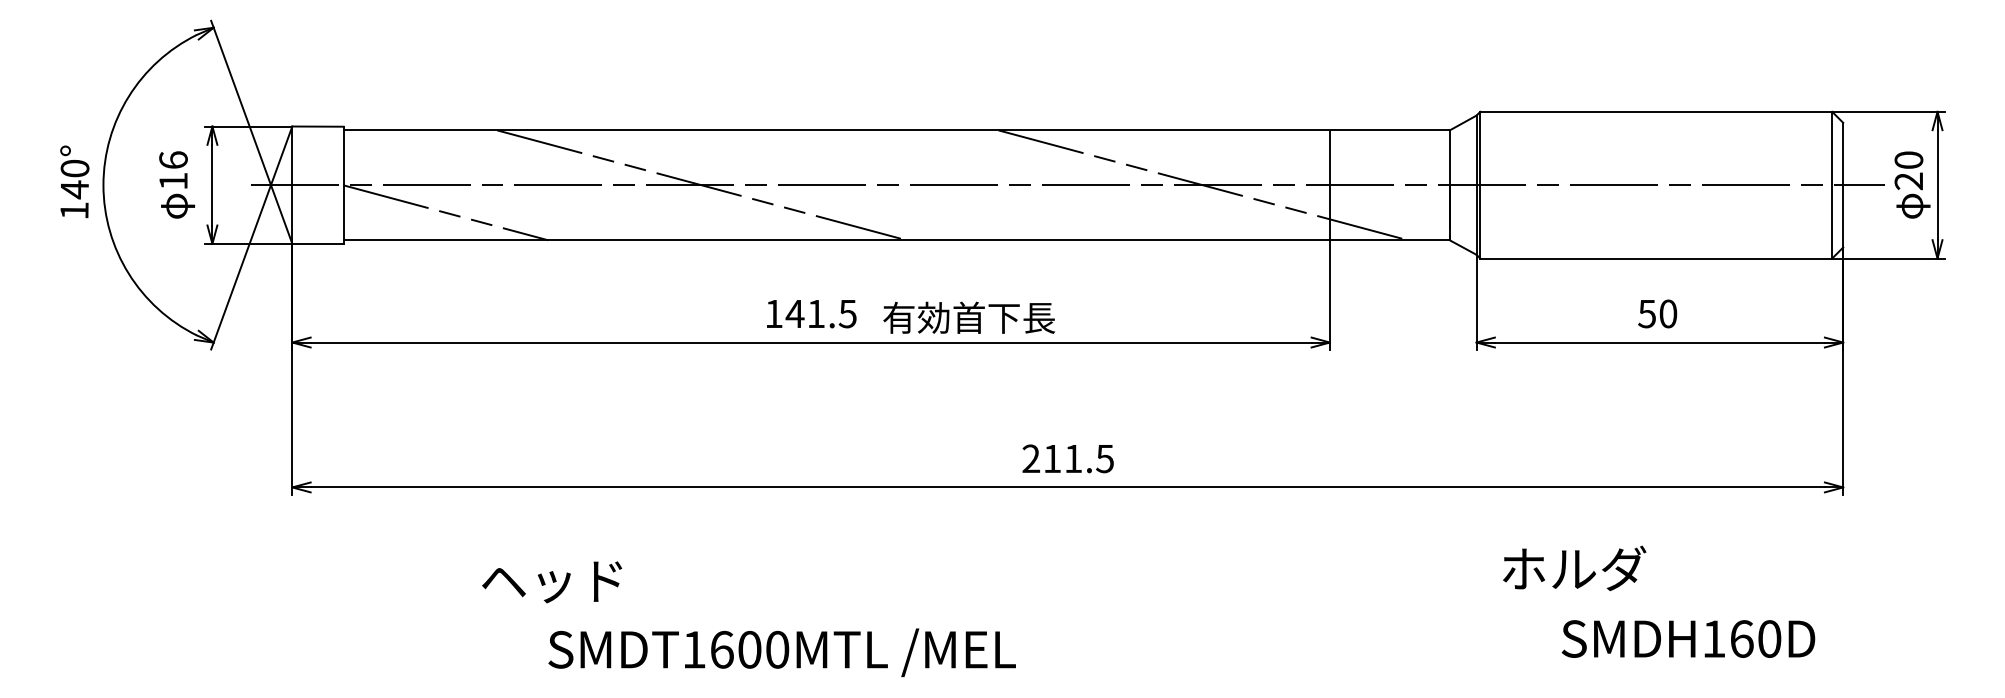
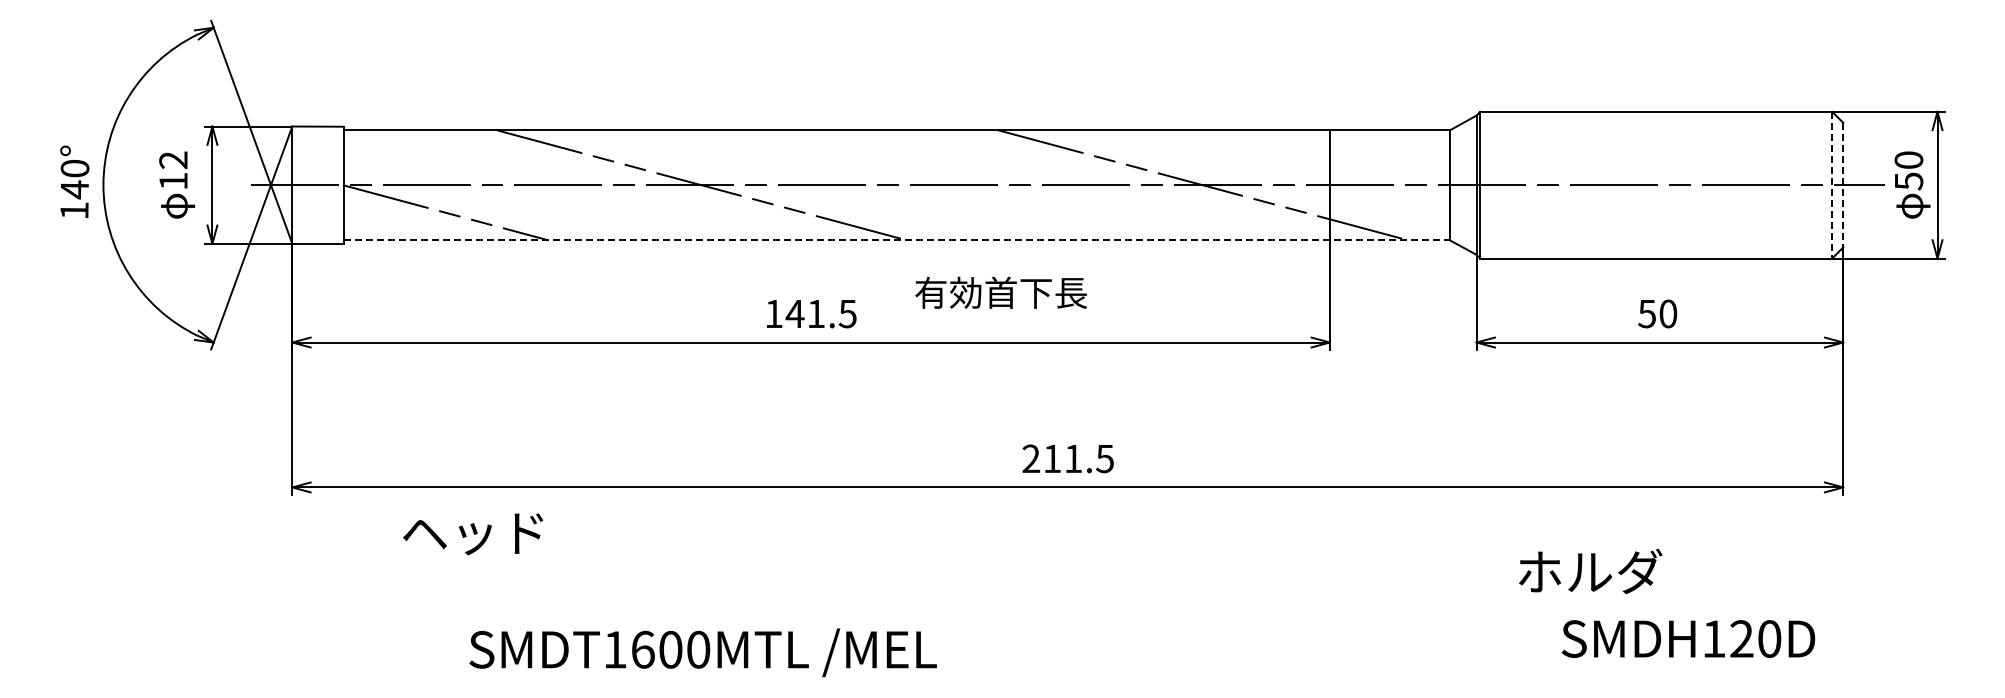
text: 16 -> 12 (173, 159)
text: 20 -> 50 (1908, 181)
line: solid -> dashed (1832, 185)
line: solid -> dashed (1843, 185)
line: solid -> dashed (897, 240)
text position: (969, 317) -> (1001, 292) (1001, 292)
text position: (1574, 567) -> (1590, 570) (1590, 570)
text position: (552, 582) -> (473, 534) (473, 534)
text: SMDH160D -> SMDH120D (1741, 638)
text position: (781, 652) -> (702, 652) (702, 652)
